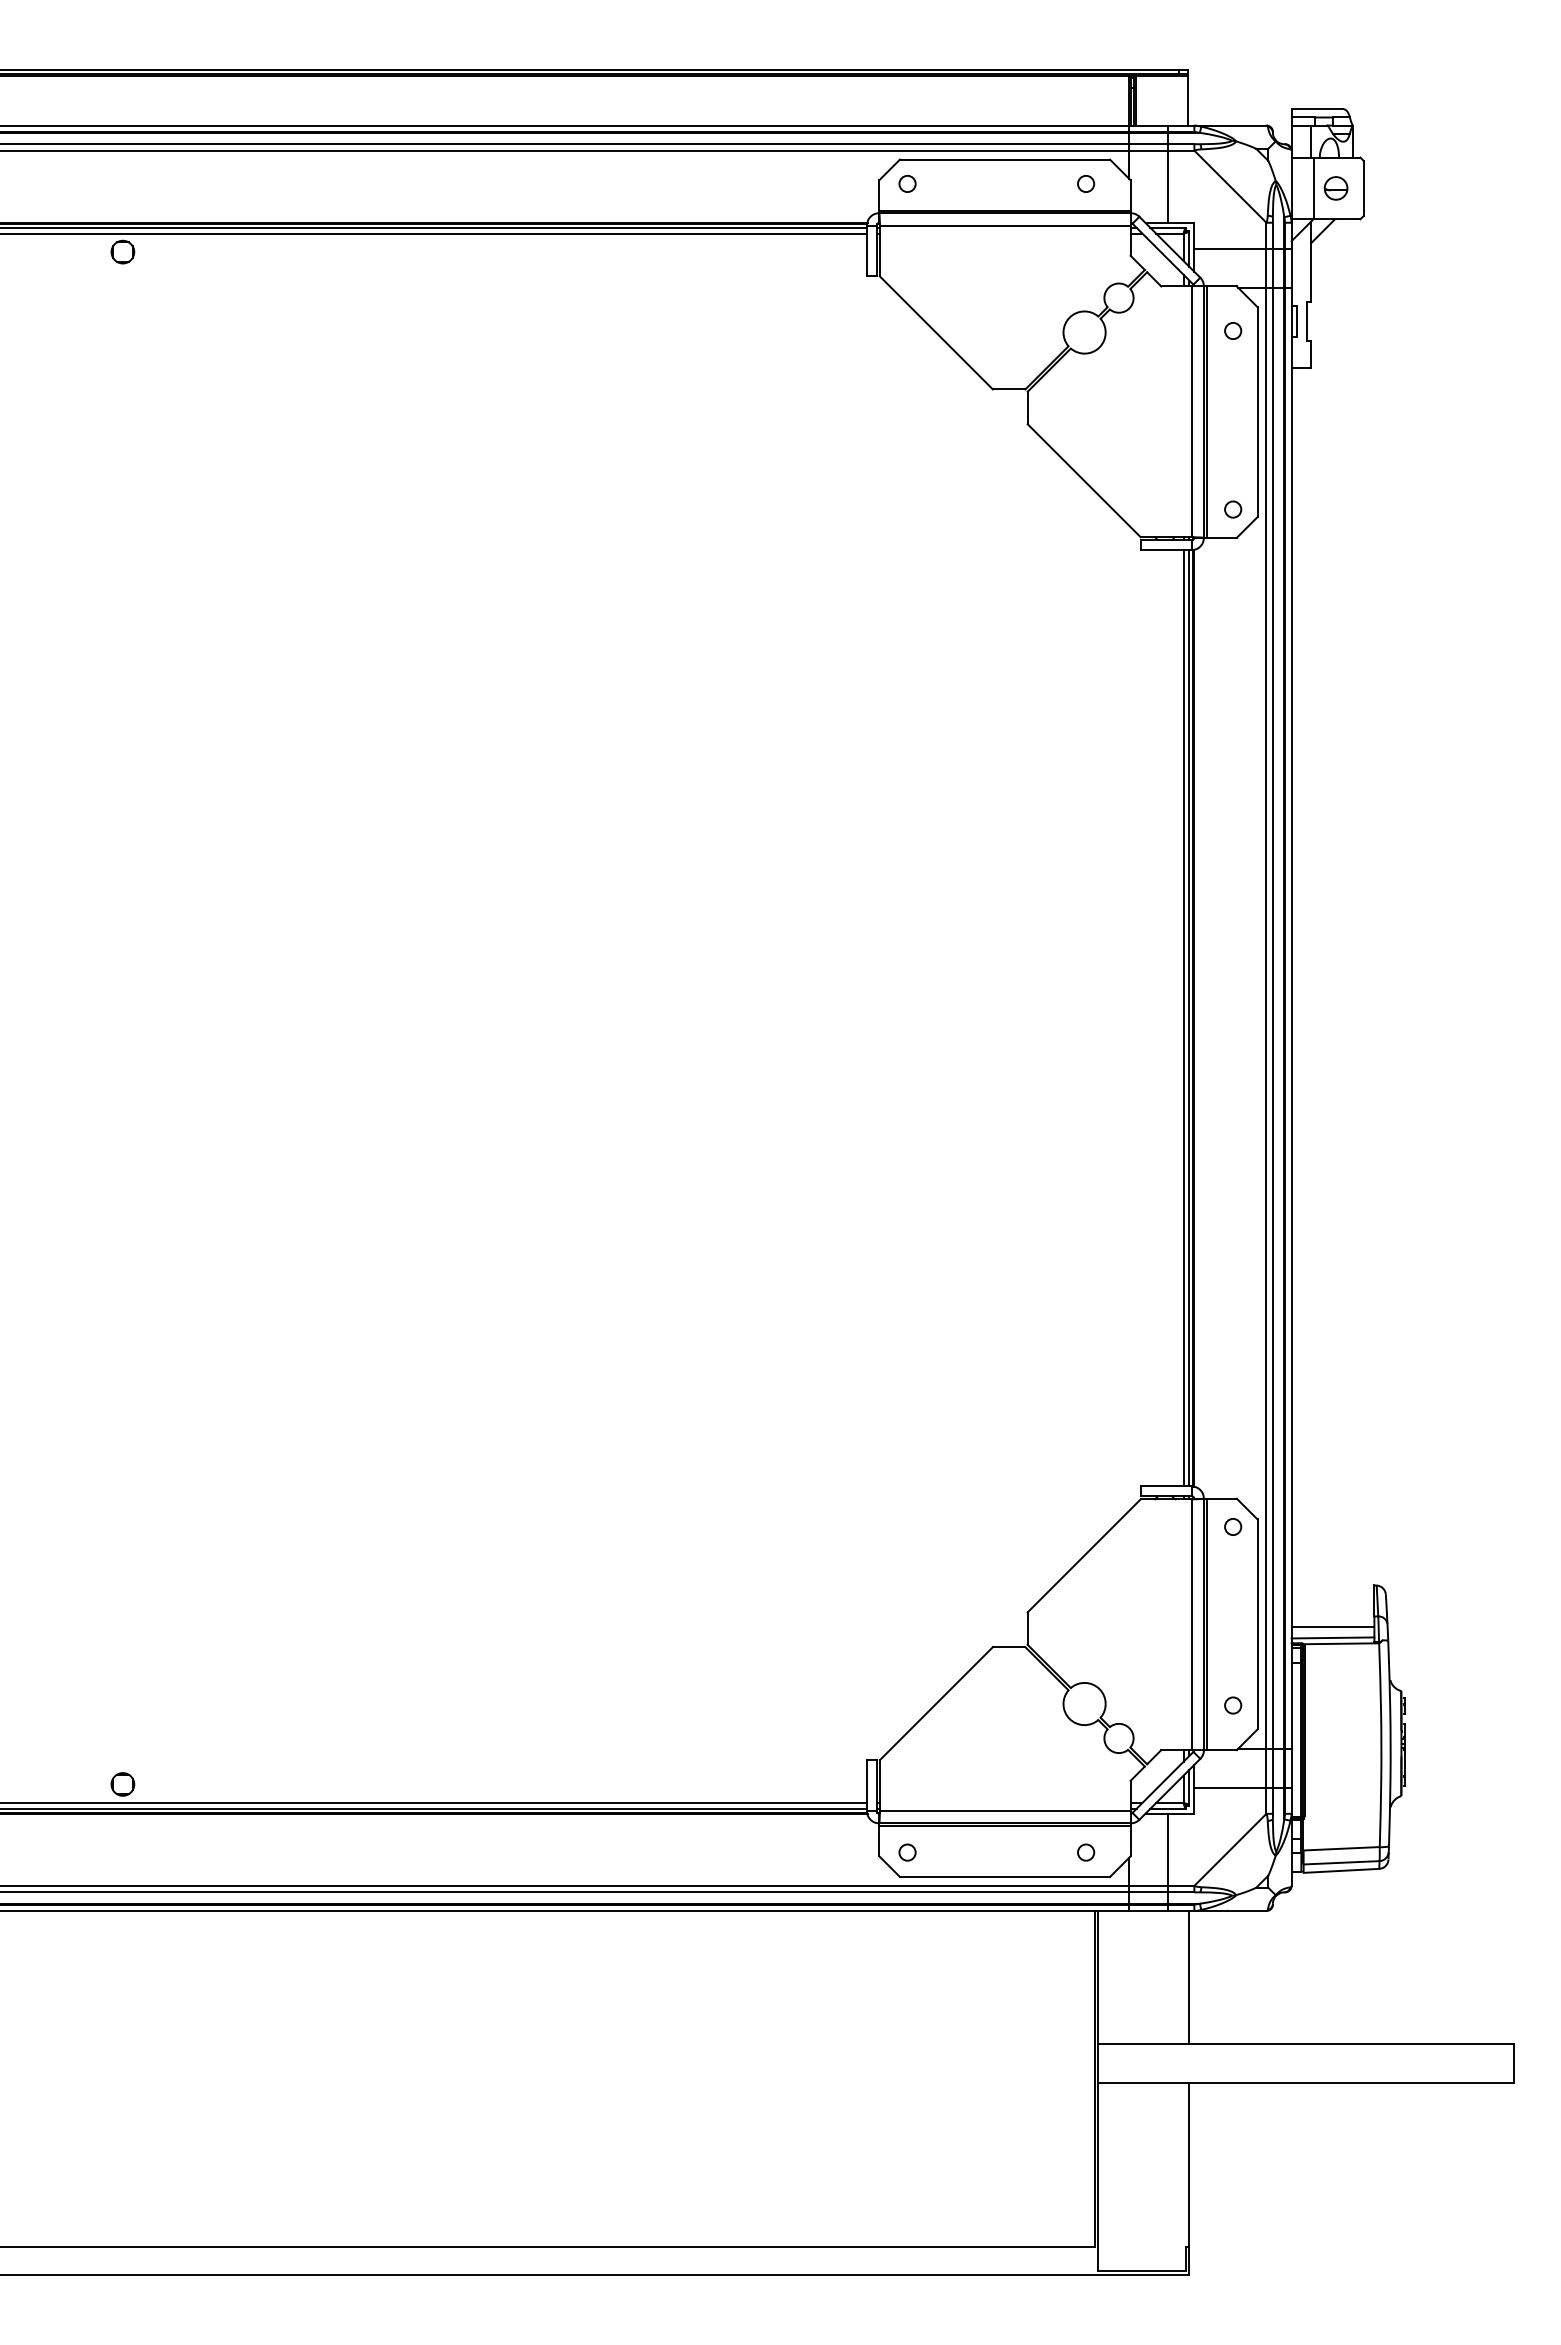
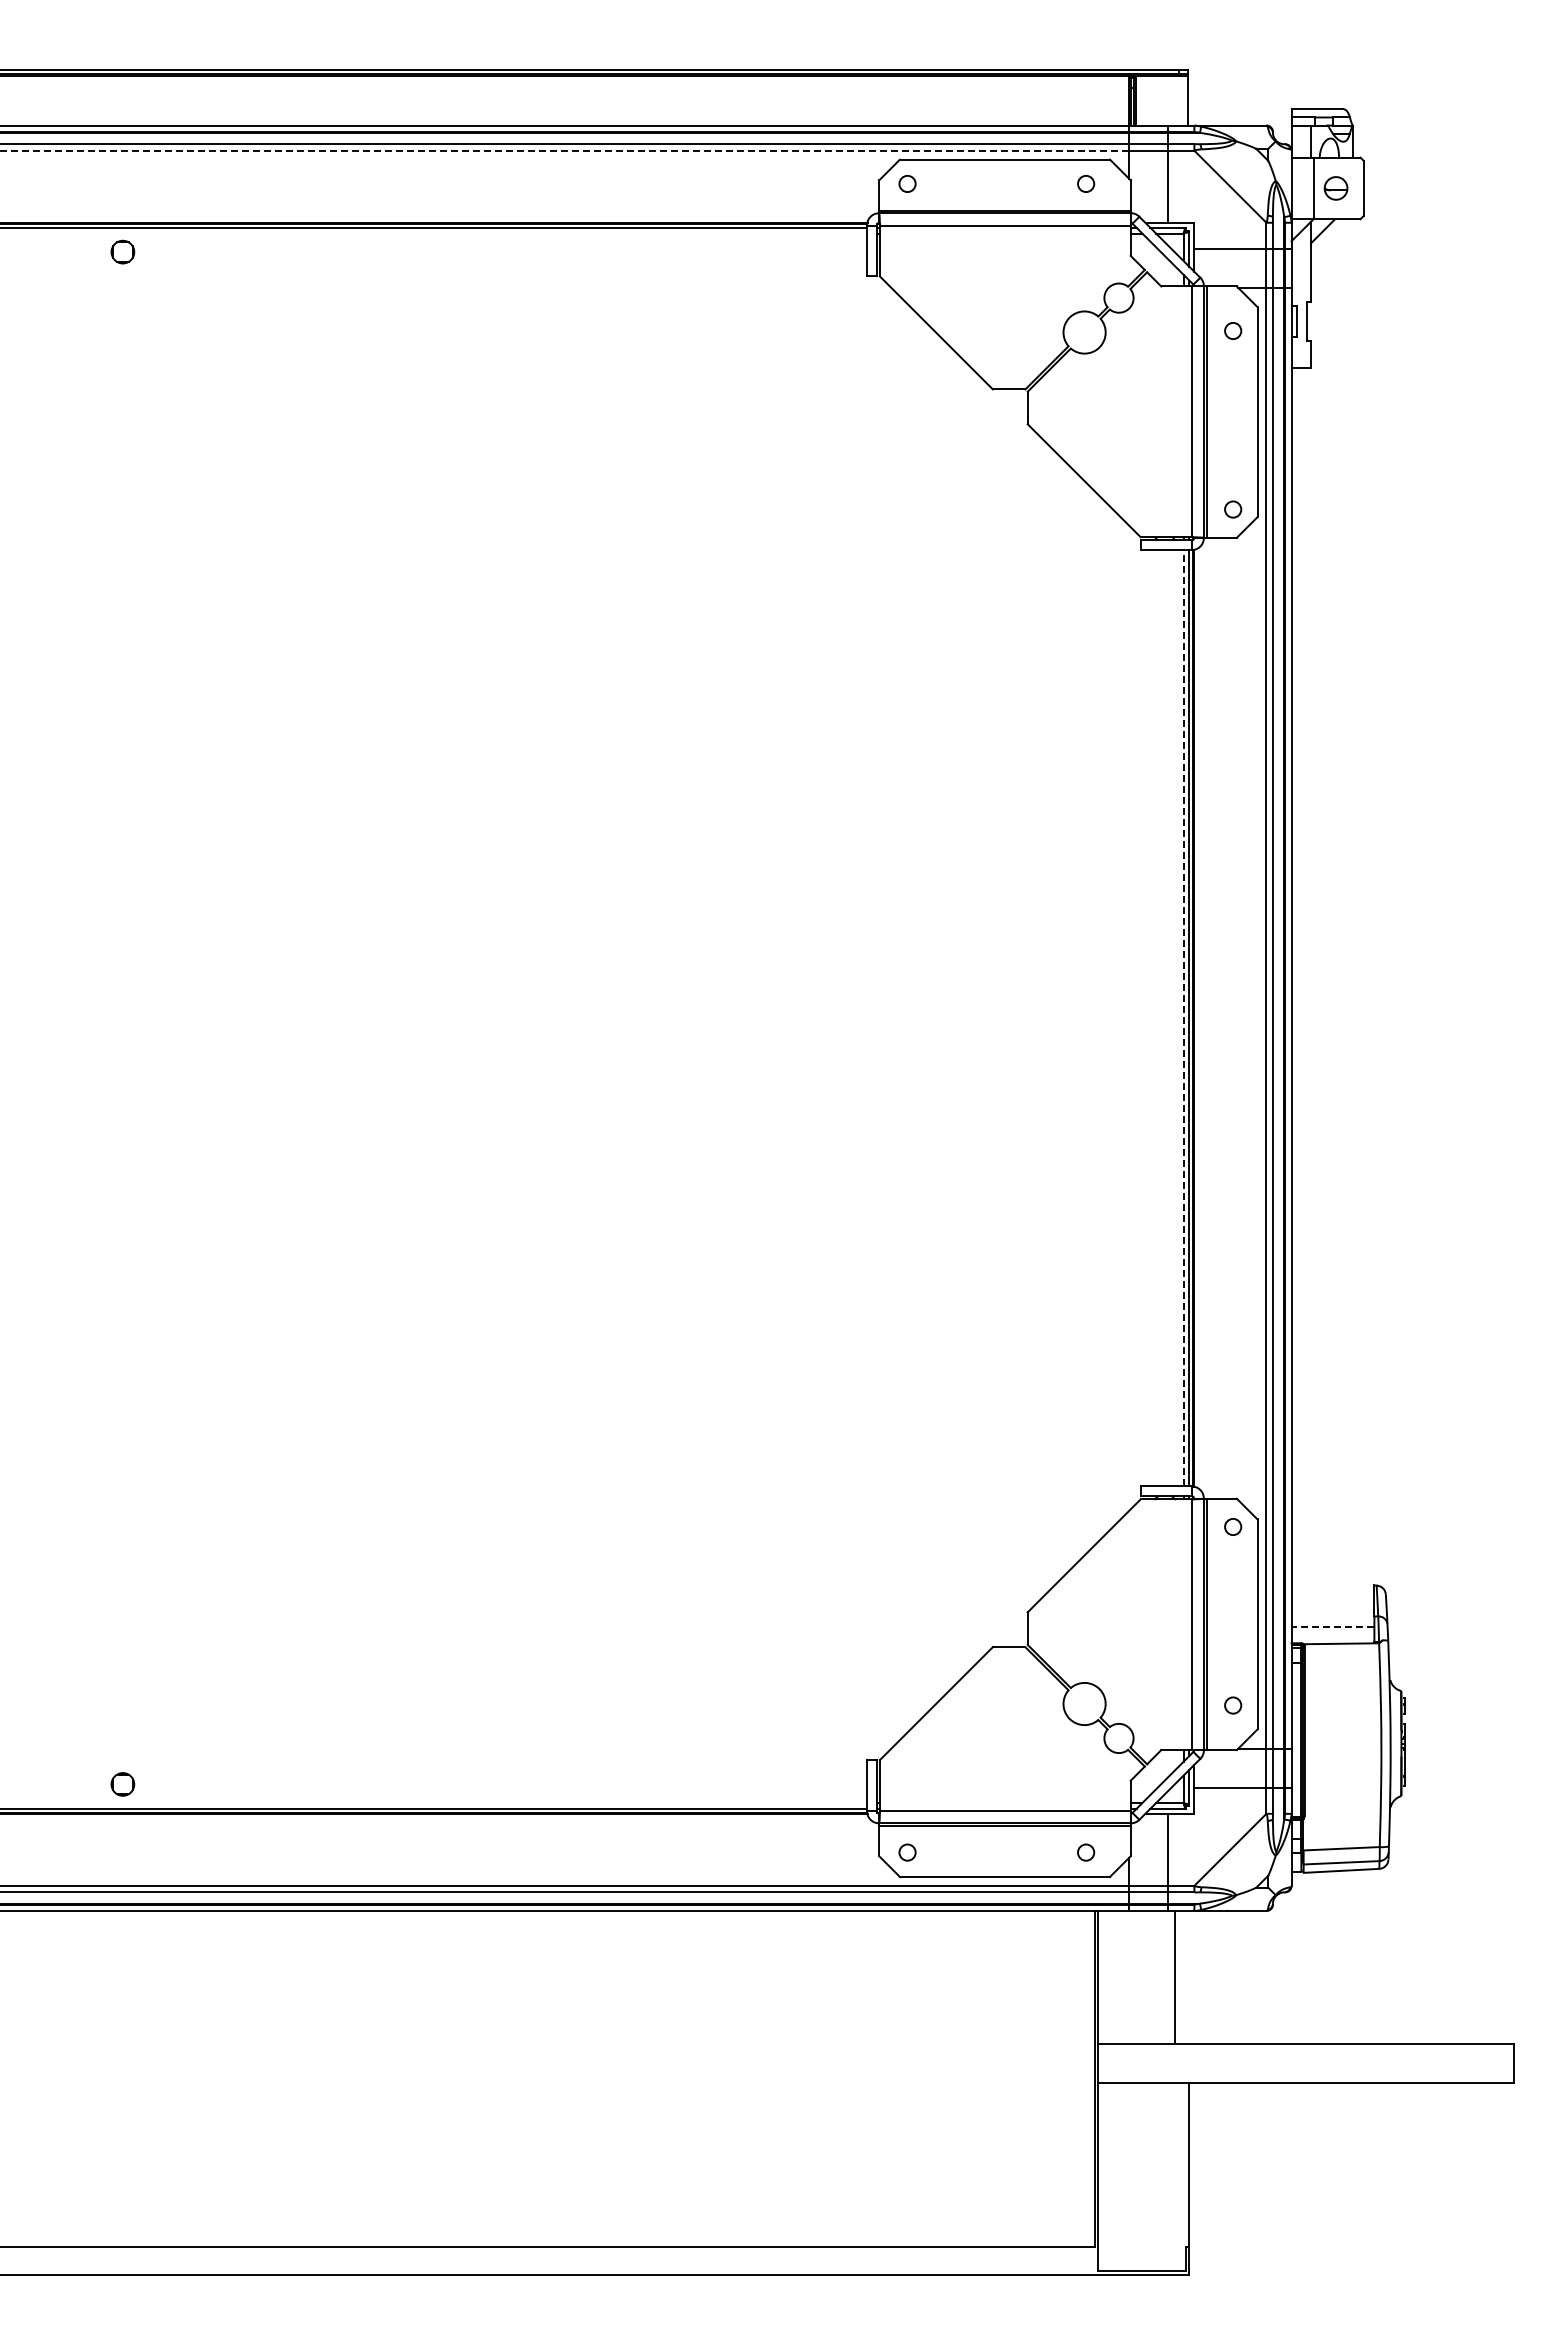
line: solid -> dashed (564, 150)
line: present -> none (434, 233)
line: solid -> dashed (1183, 1017)
line: solid -> dashed (1332, 1626)
line: present -> none (1332, 1637)
line: present -> none (434, 1802)
line position: (1189, 1977) -> (1175, 1977) (1175, 1977)
